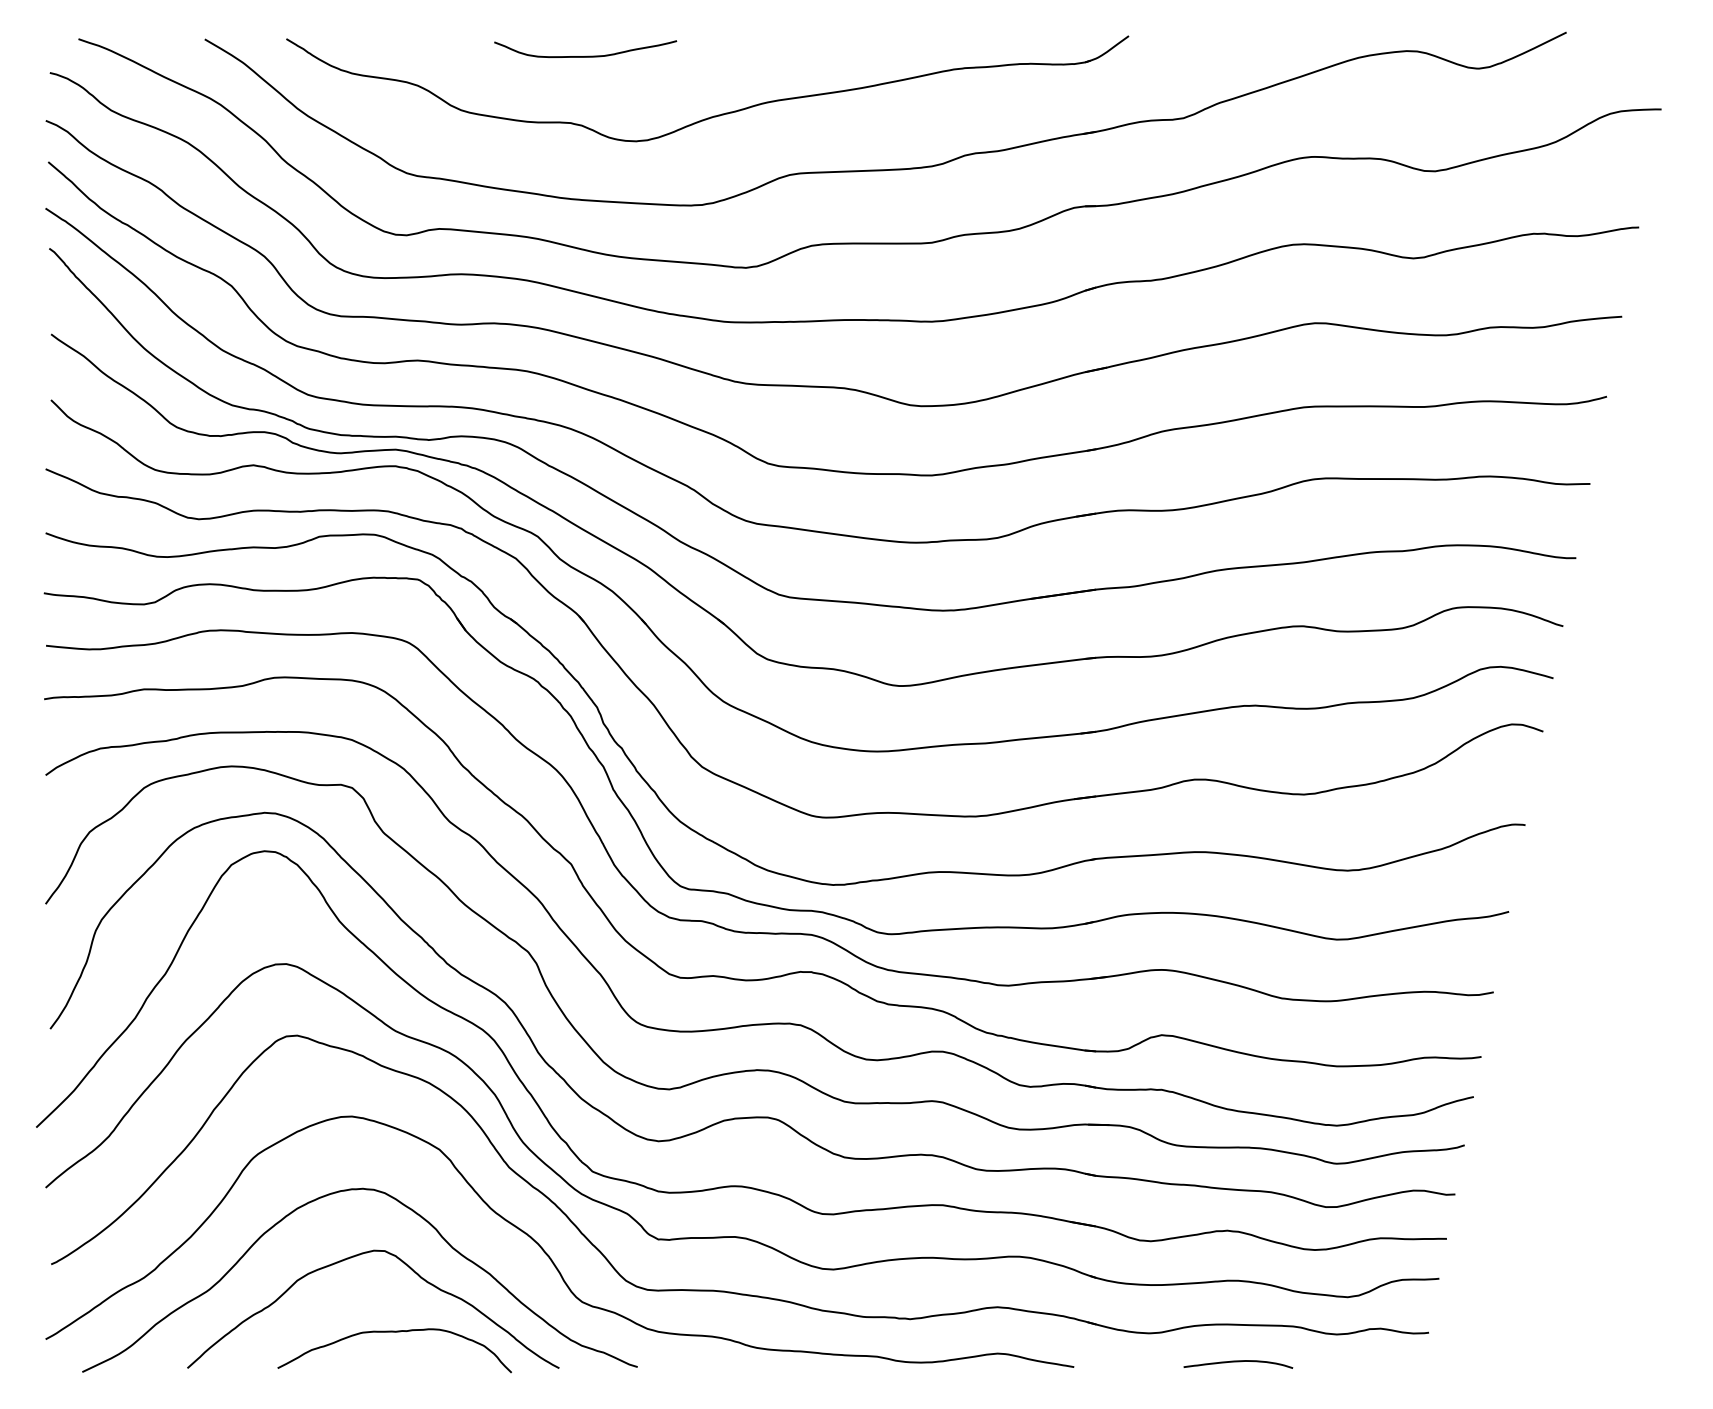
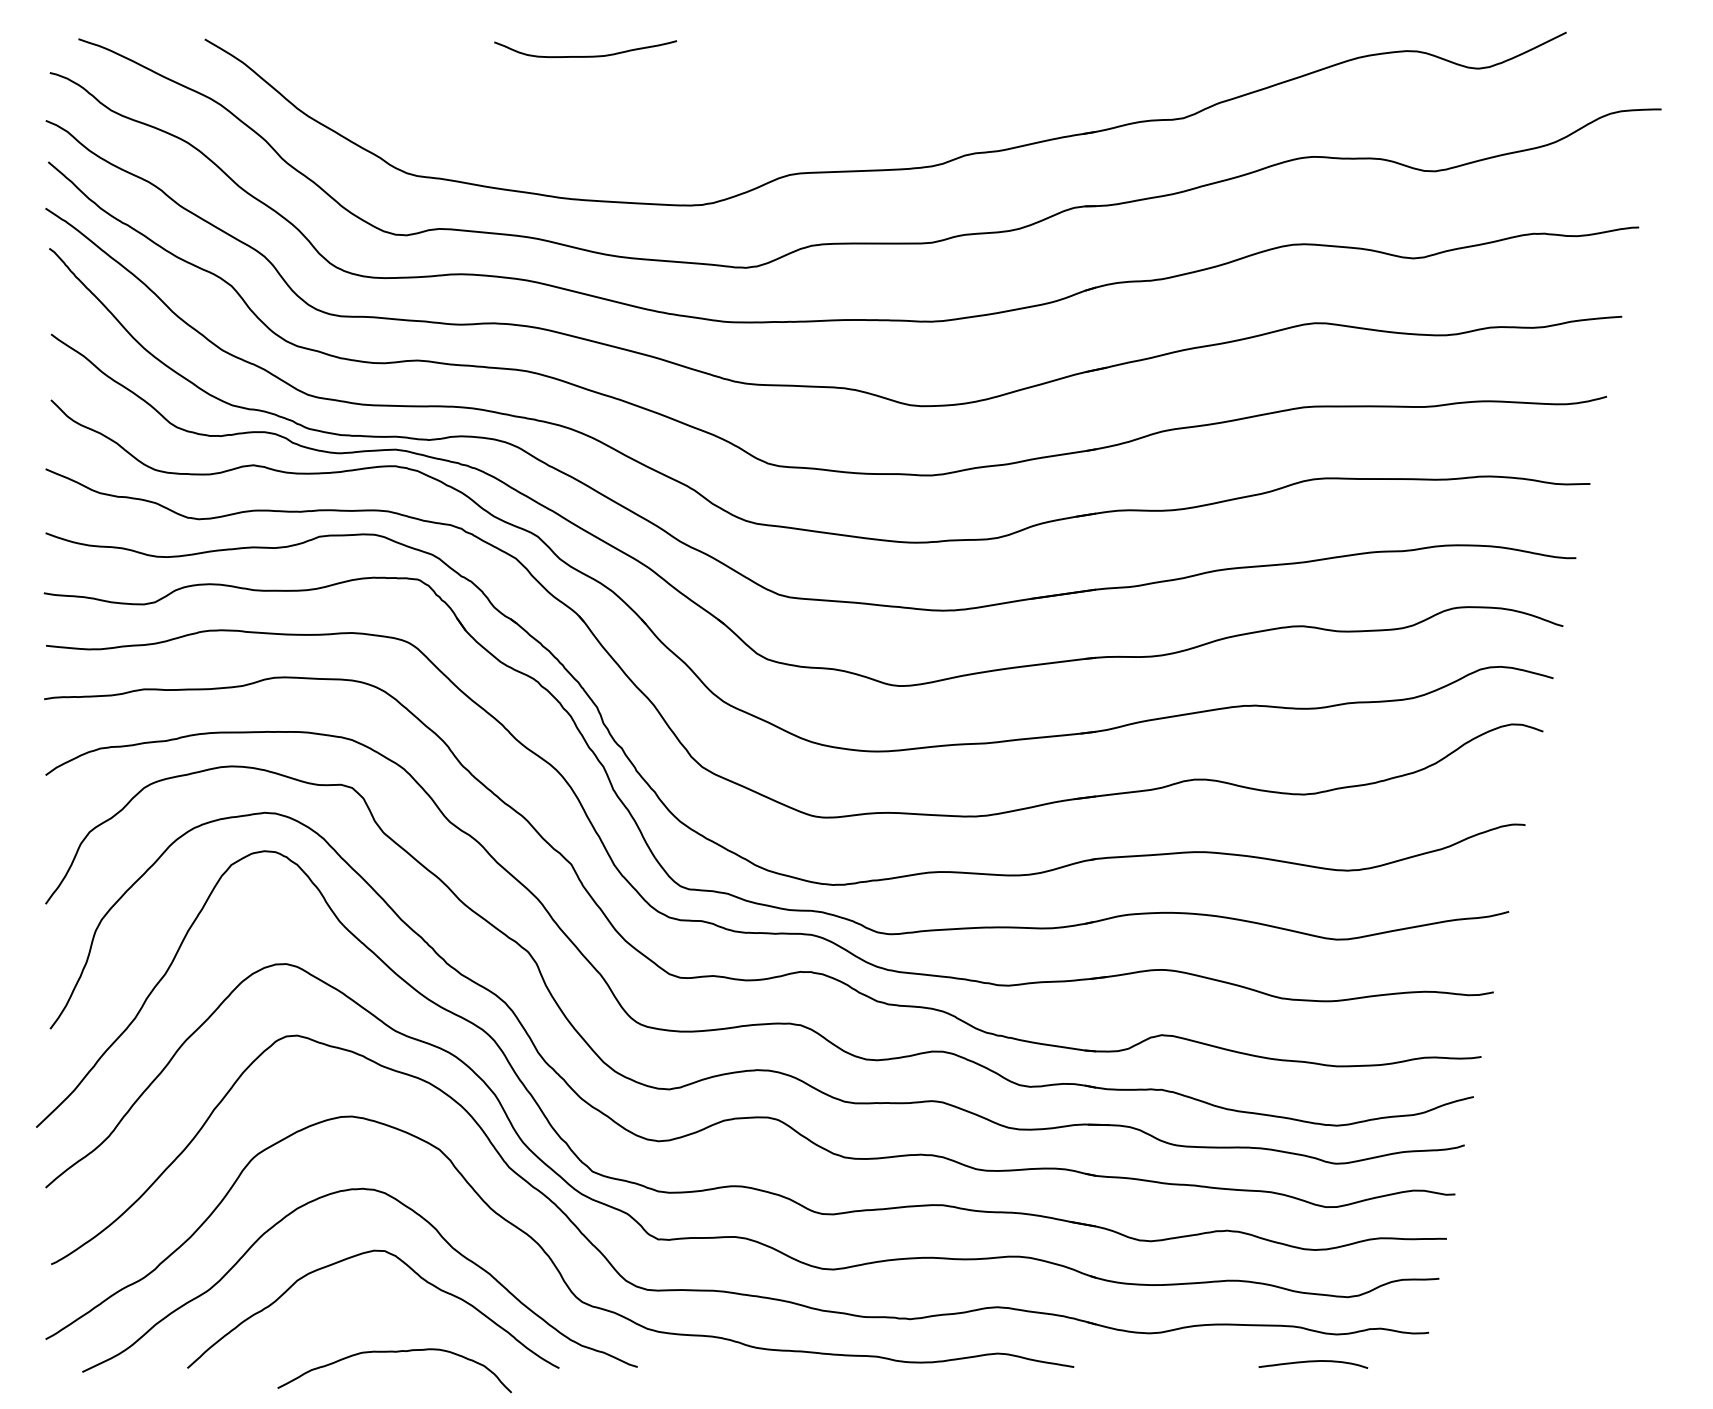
part: present -> none (714, 115)
curve position: (394, 1332) -> (394, 1352) (394, 1352)
curve position: (1238, 1362) -> (1313, 1362) (1313, 1362)
